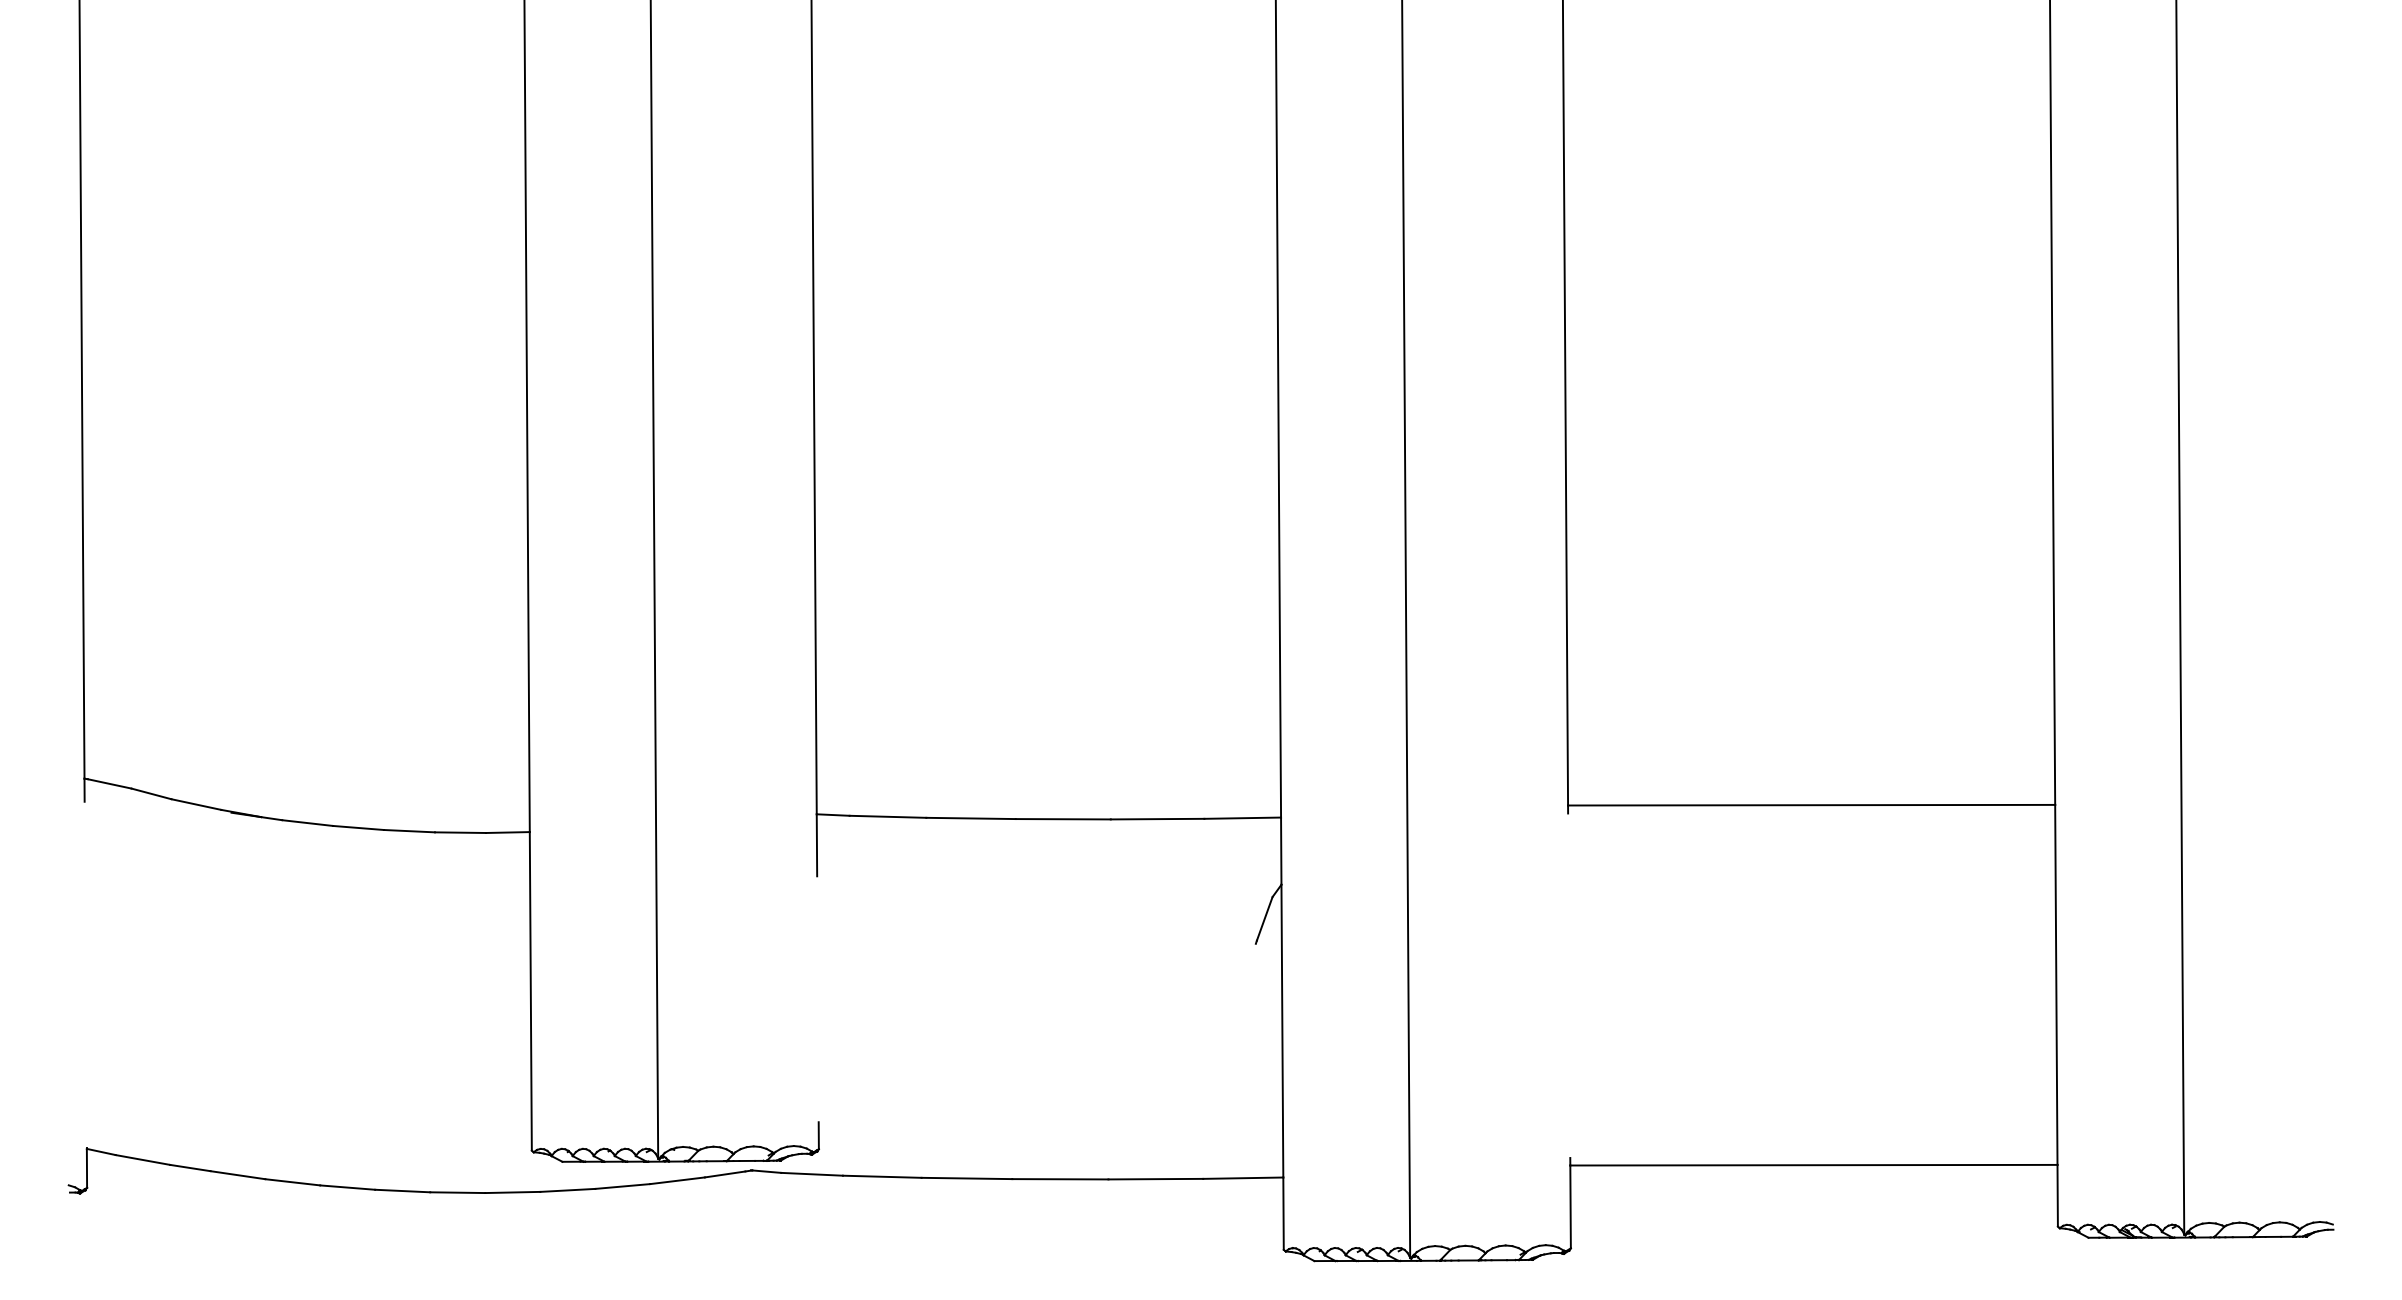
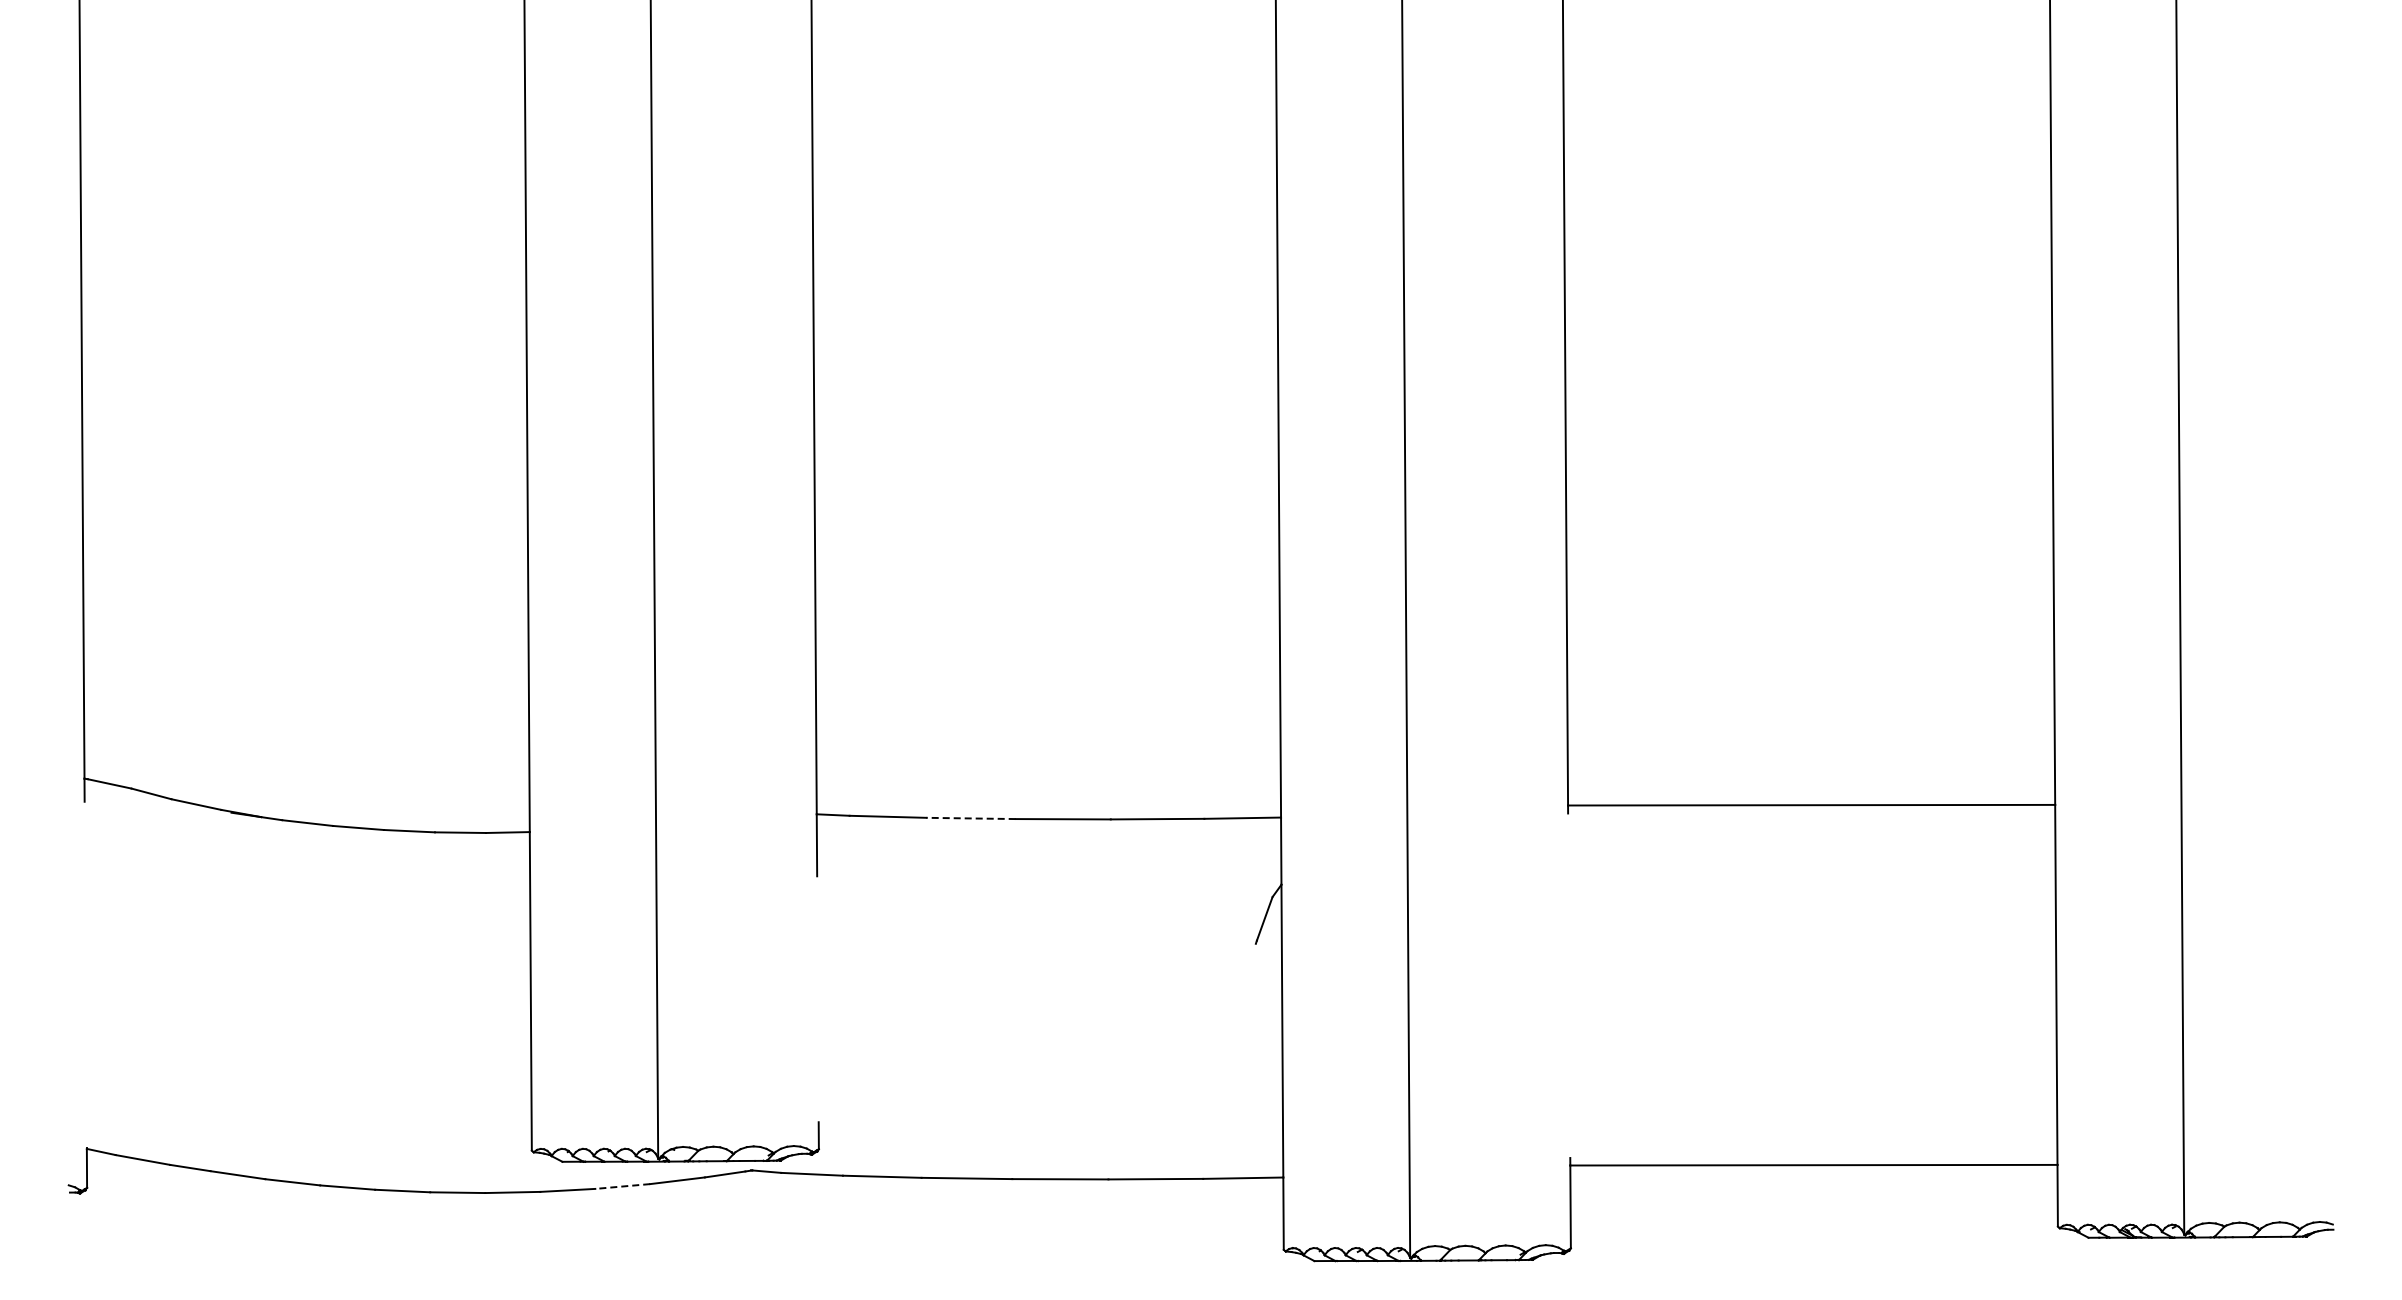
line: solid -> dashed (971, 818)
line: solid -> dashed (622, 1186)
